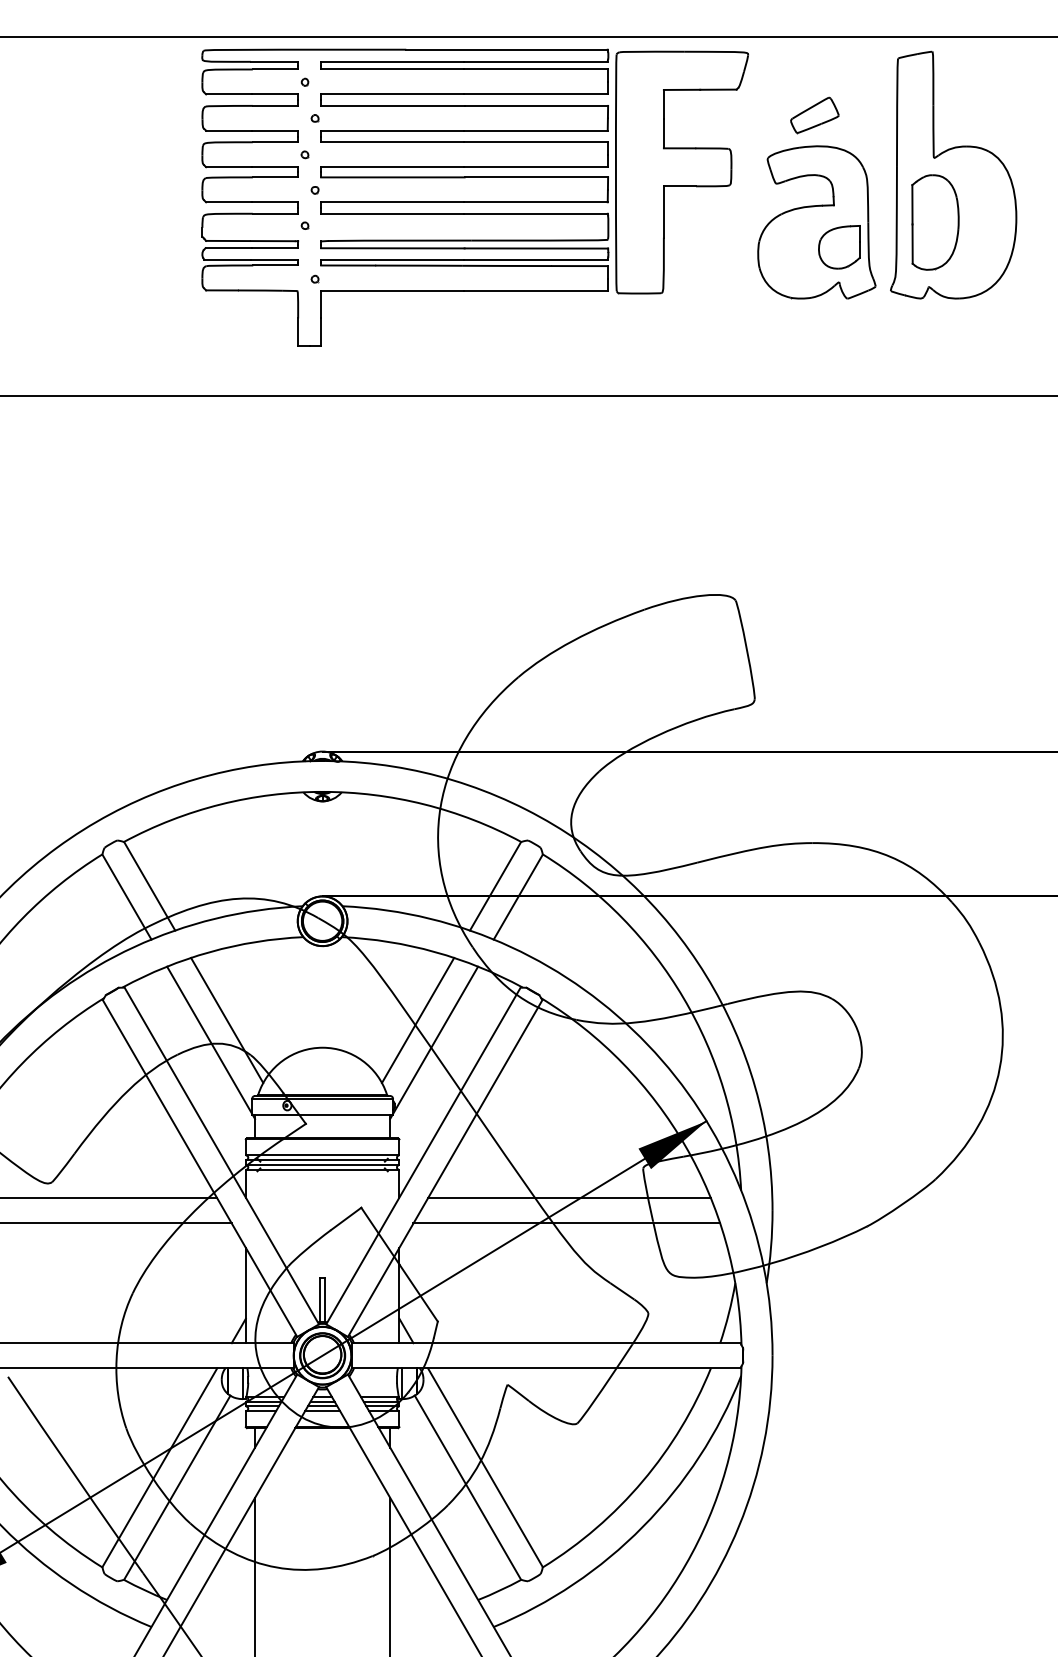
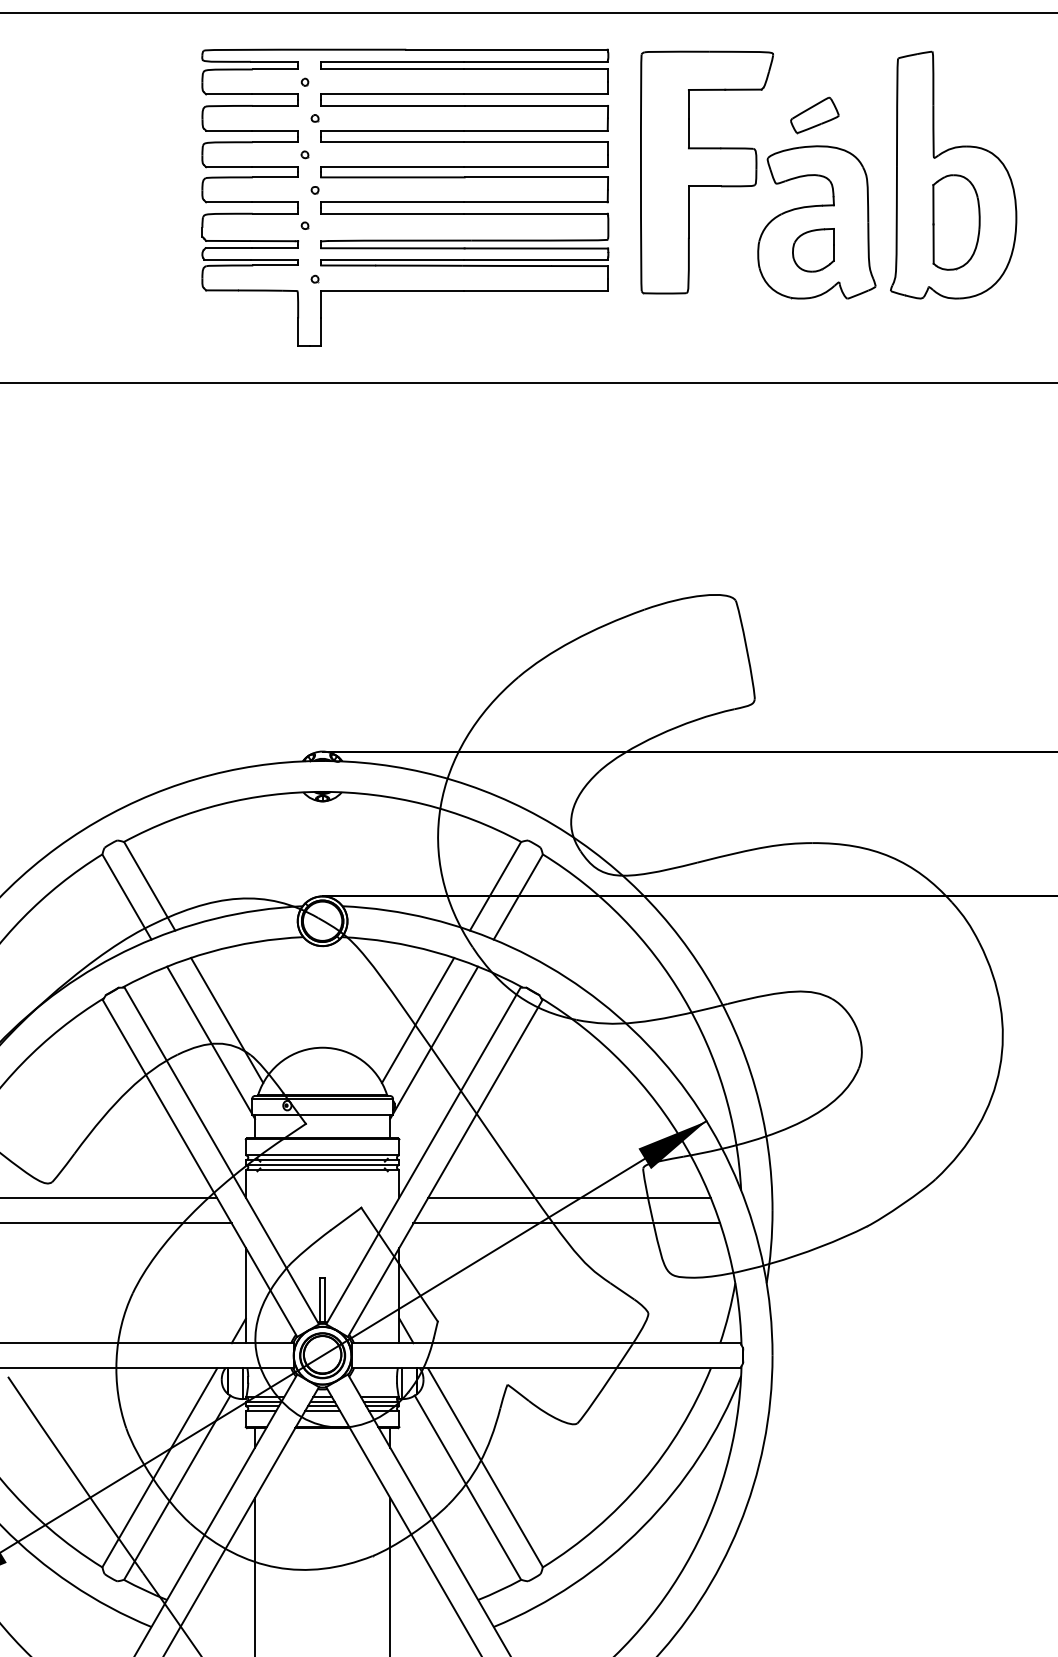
line position: (528, 37) -> (528, 13) (528, 13)
part position: (681, 172) -> (706, 172) (706, 172)
part position: (935, 222) -> (956, 222) (956, 222)
part position: (839, 247) -> (813, 250) (813, 250)
line position: (528, 395) -> (528, 382) (528, 382)
